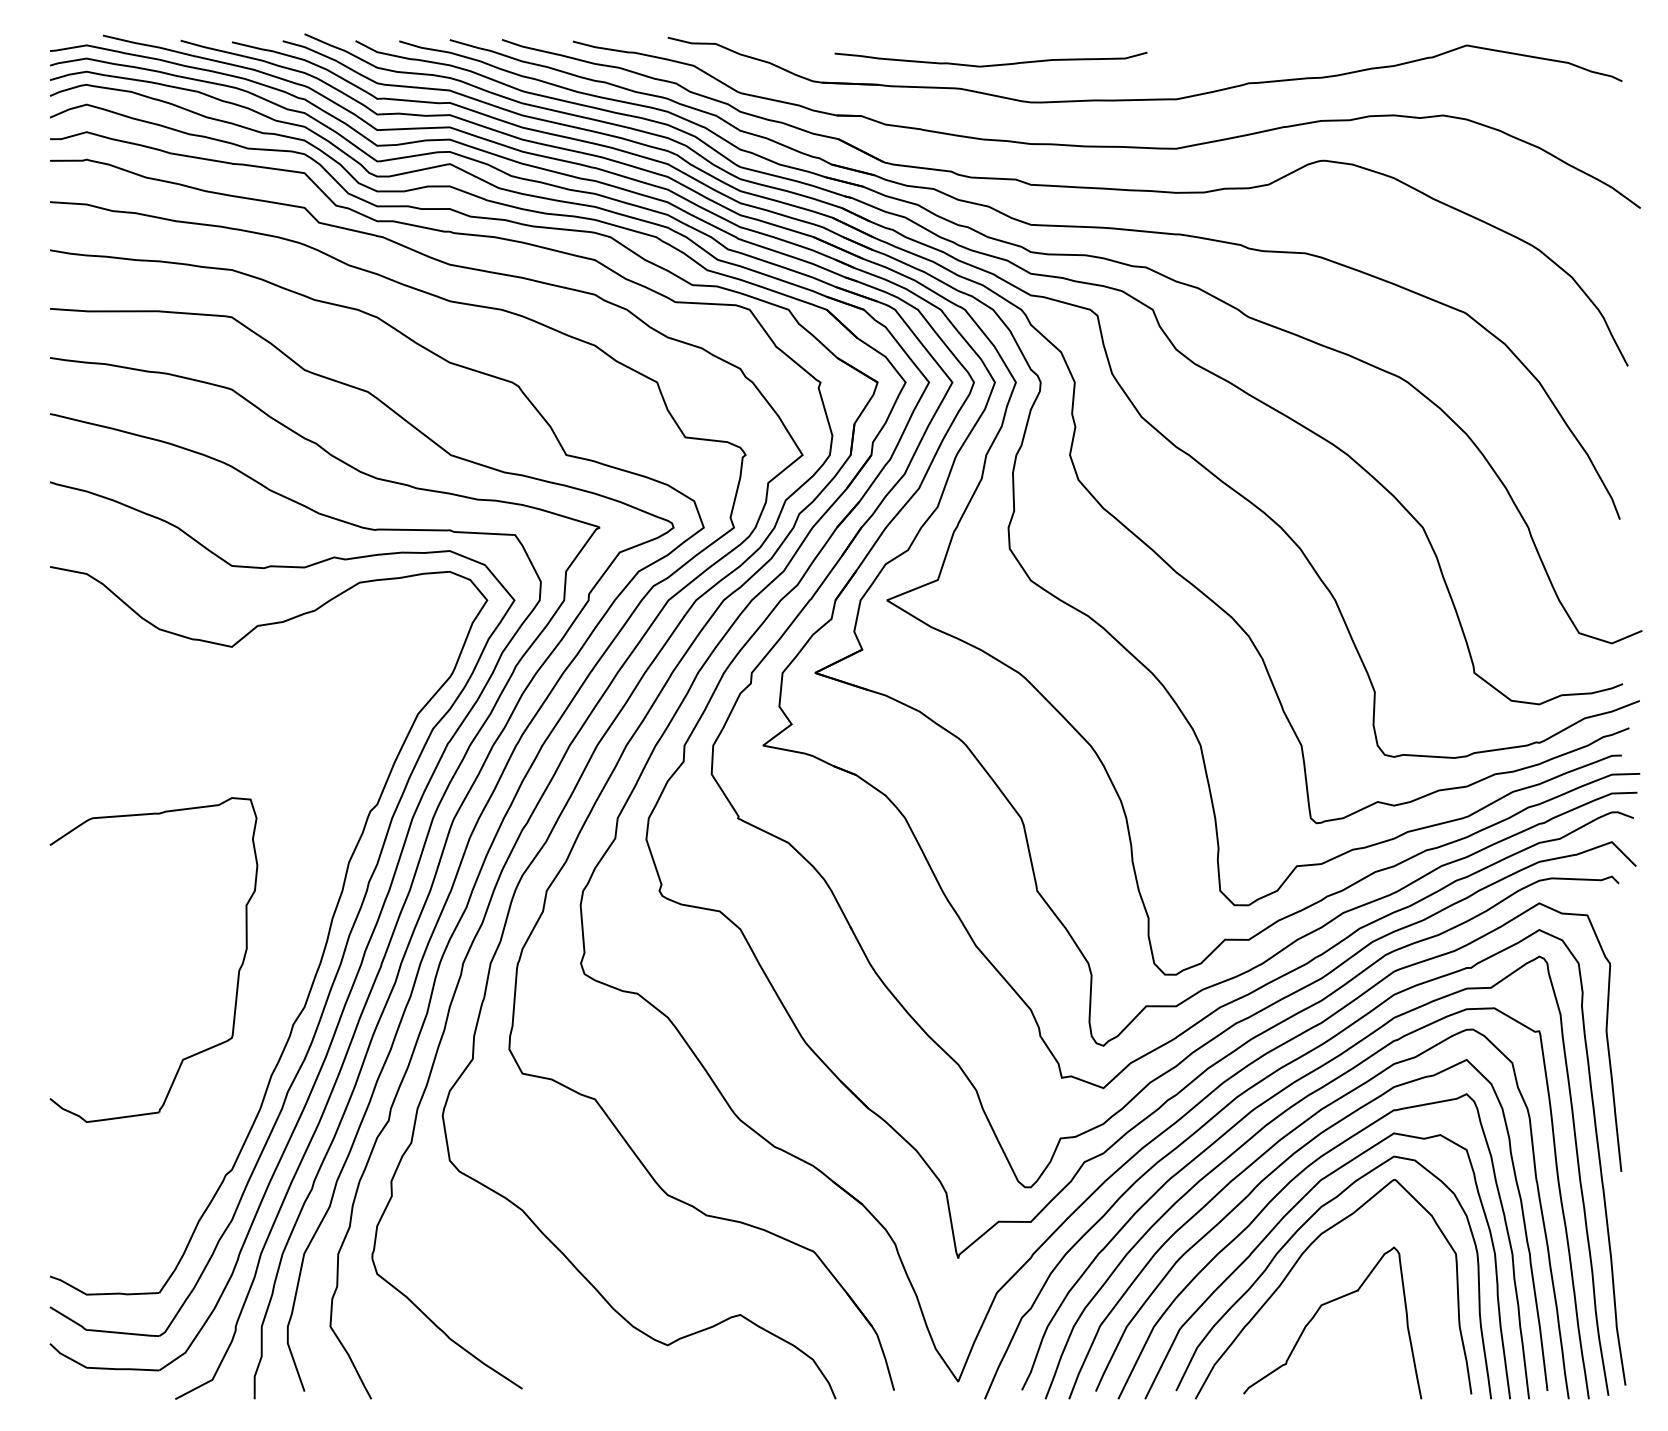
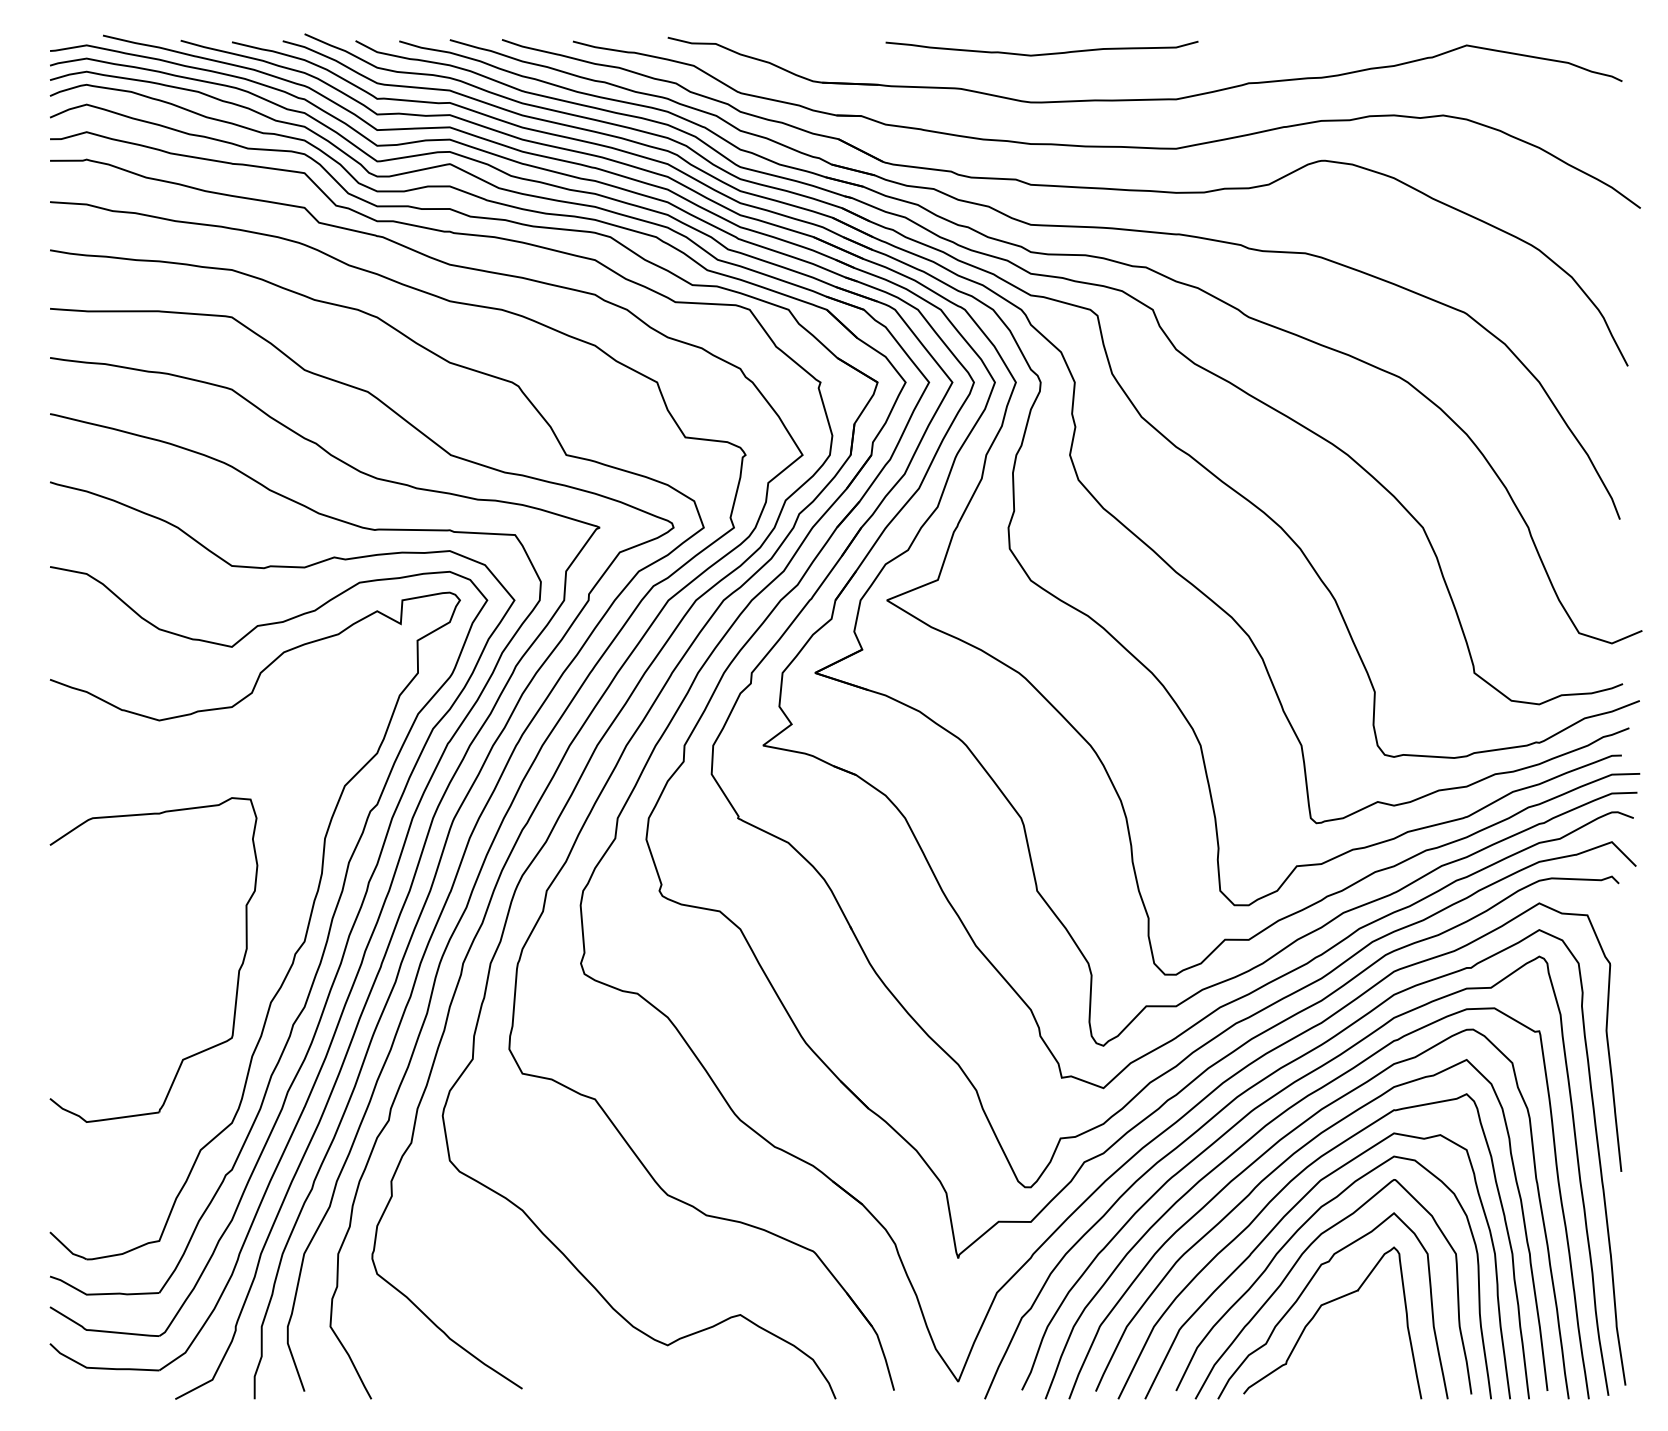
curve position: (990, 64) -> (1041, 53) (1041, 53)
part: none -> present (294, 953)
curve: none -> present (1306, 1288)
